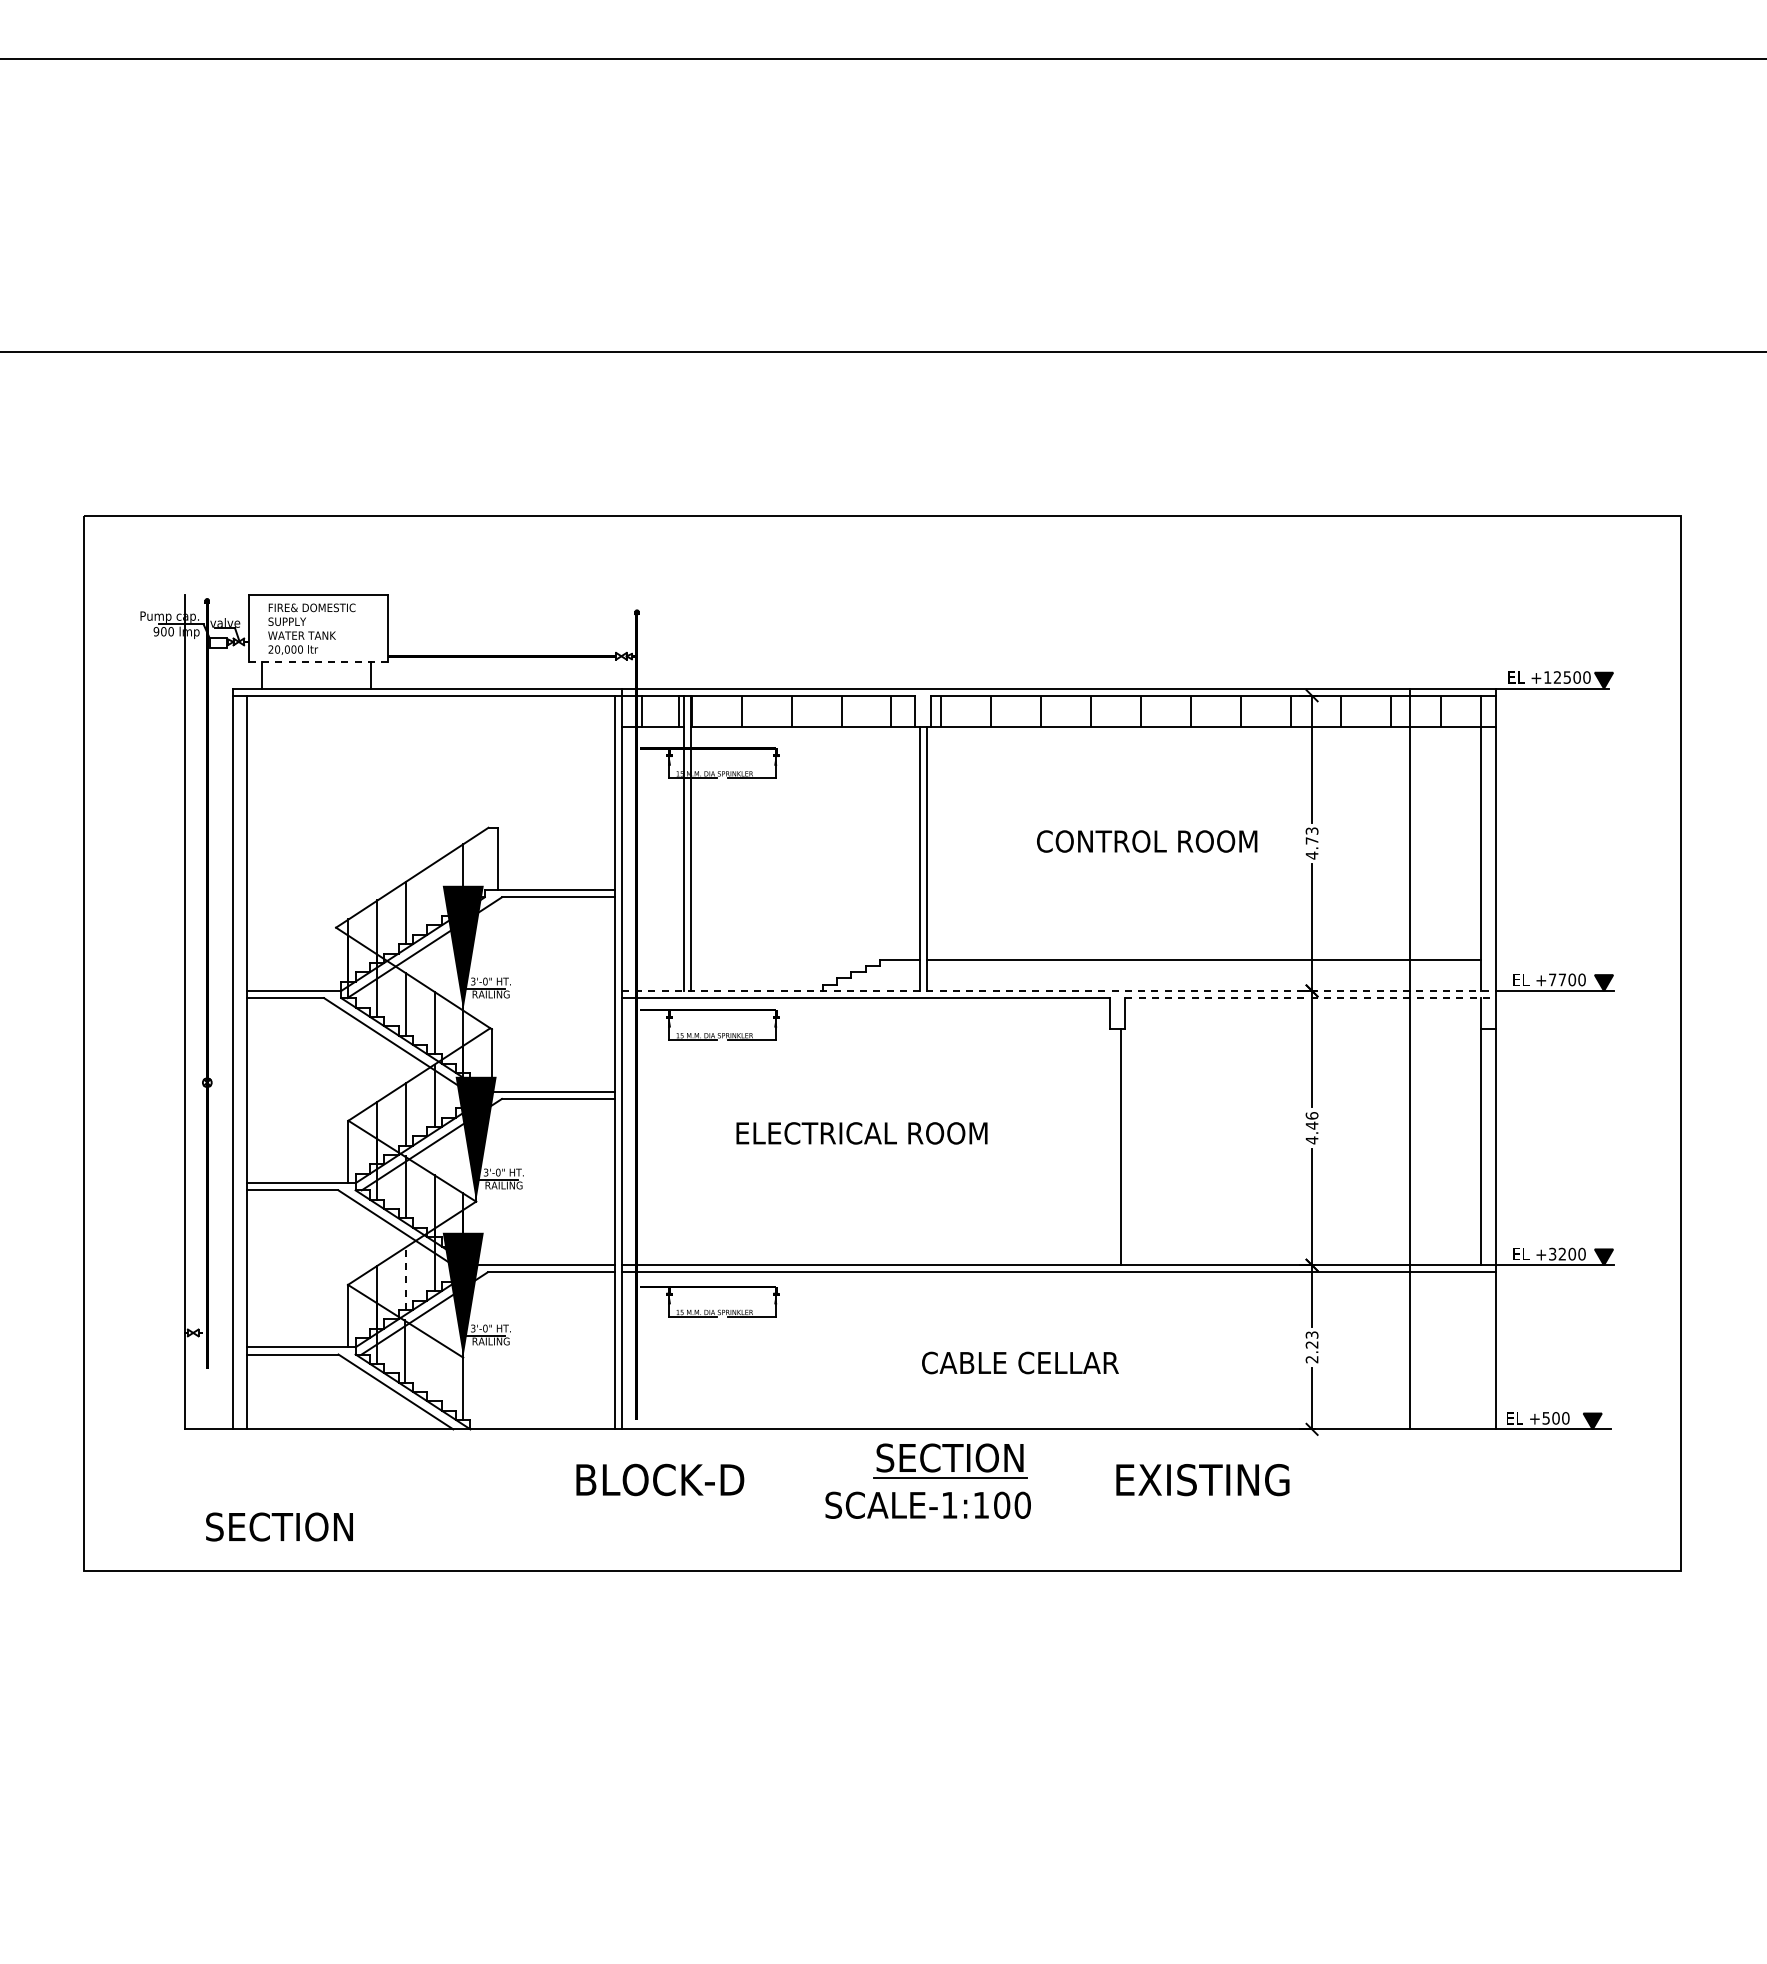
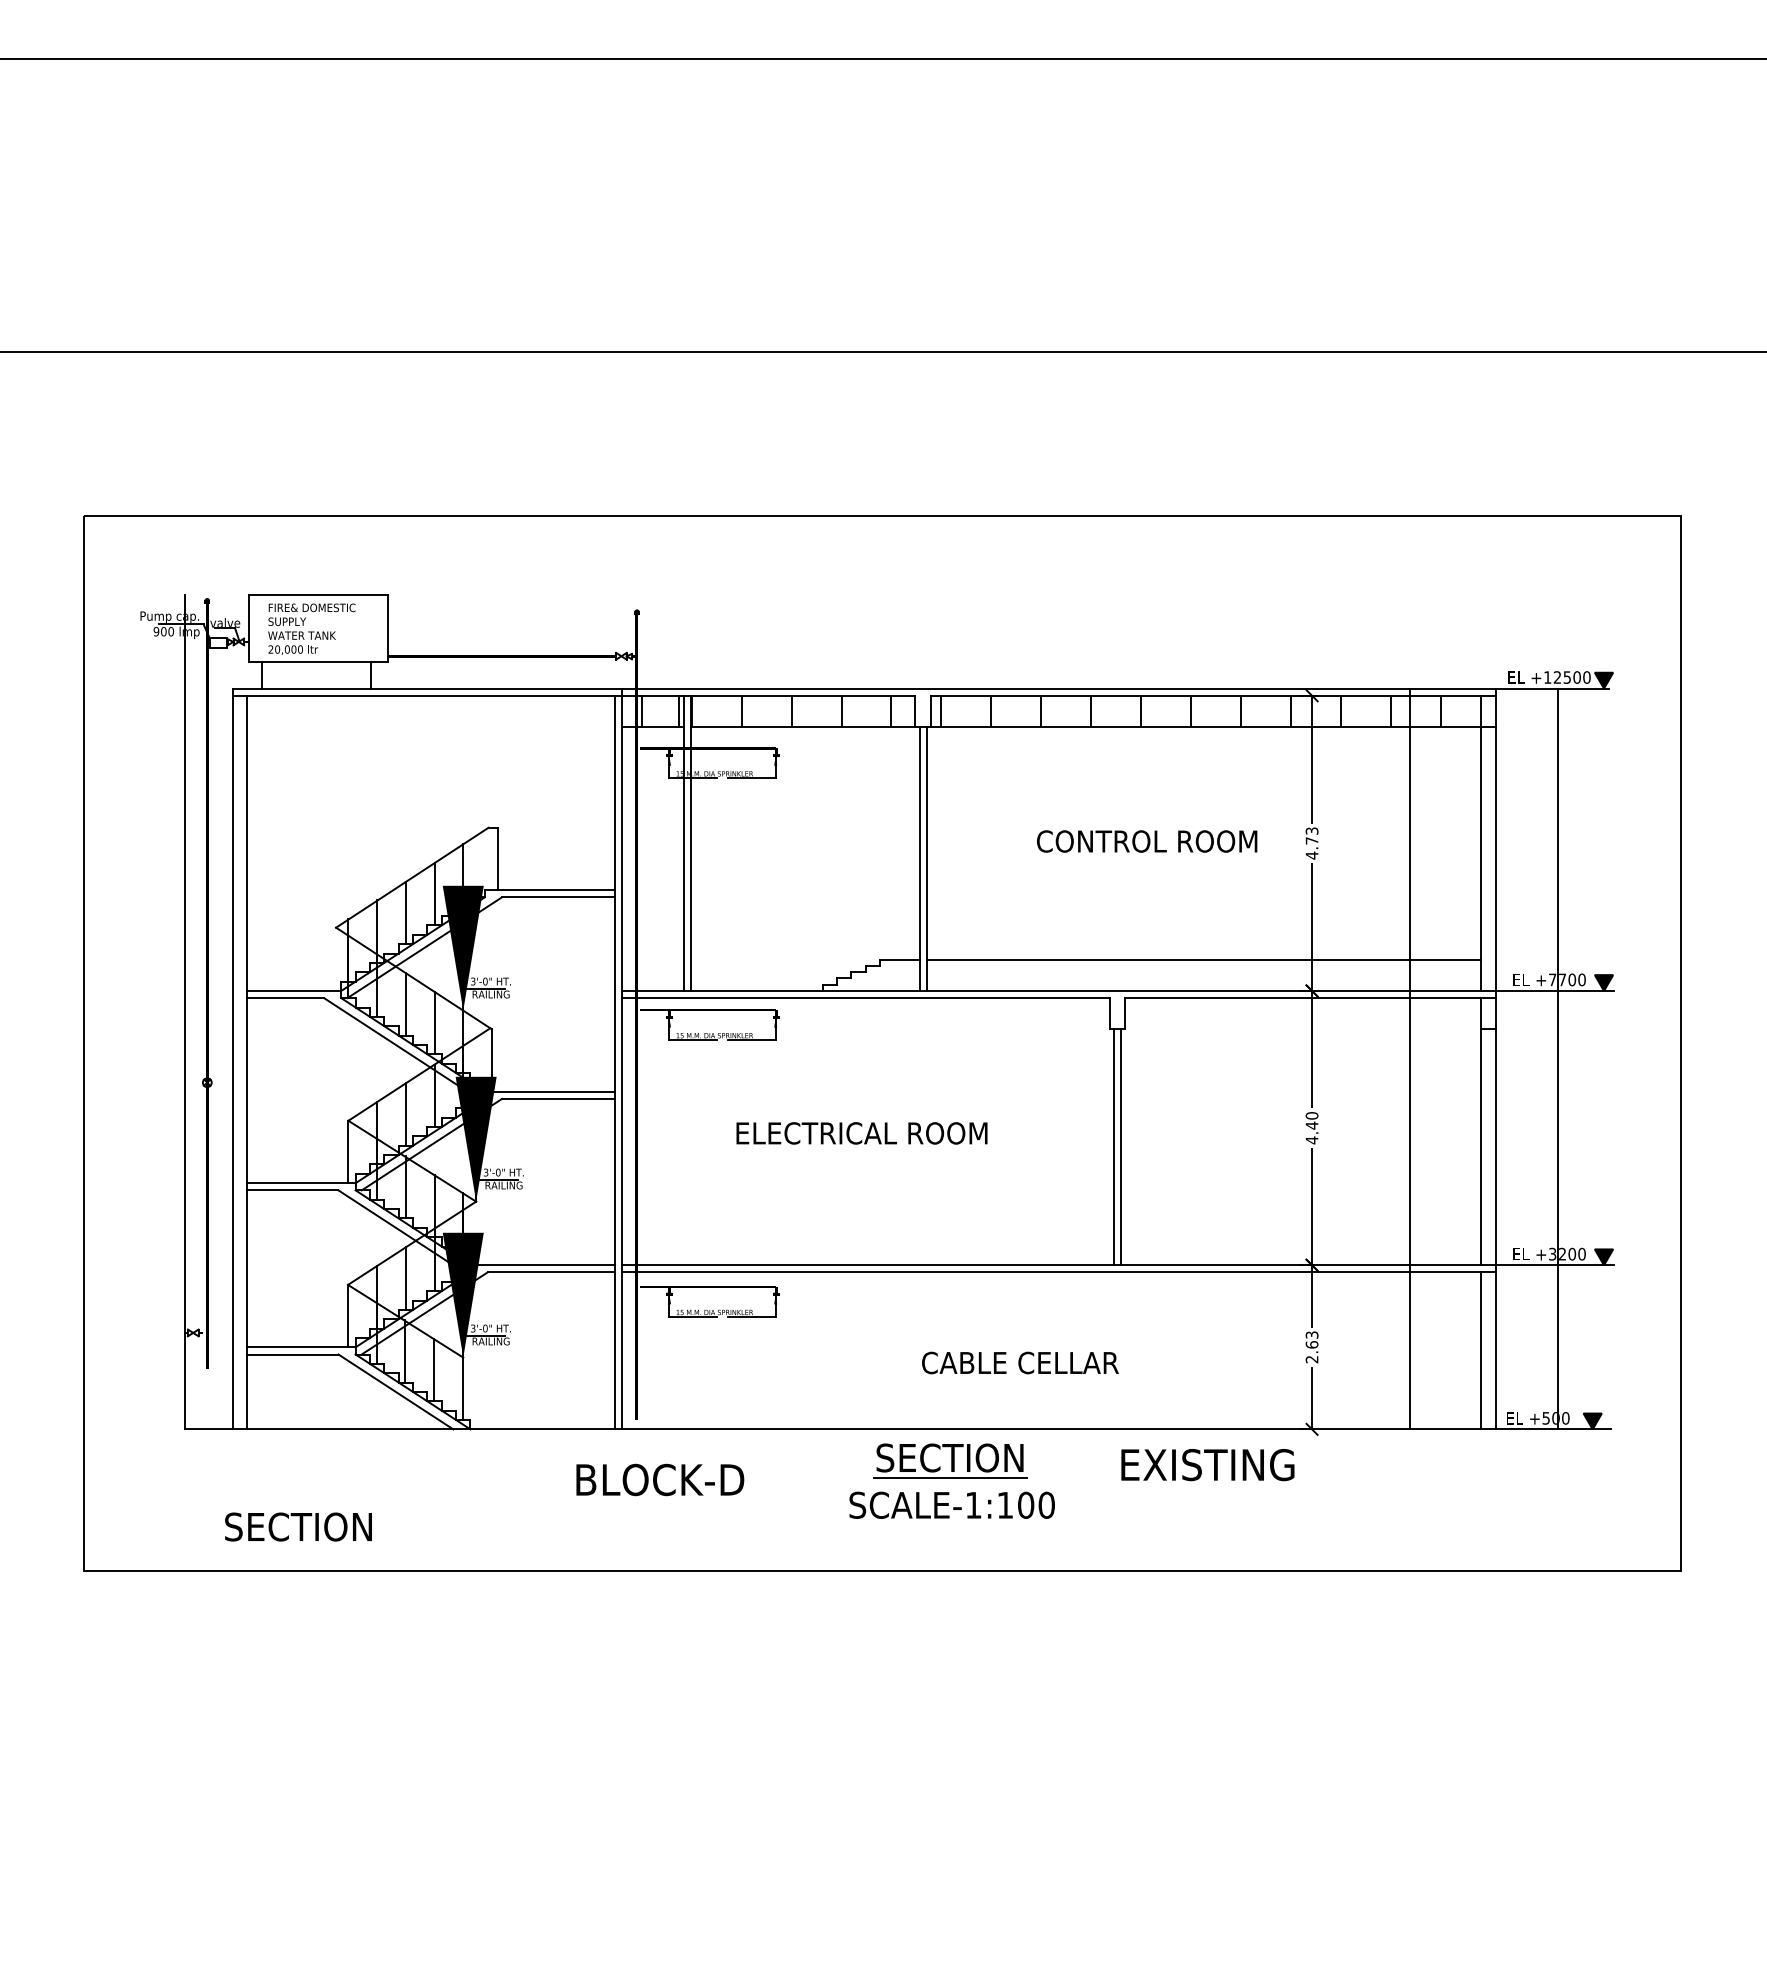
line: dashed -> solid (318, 661)
line: none -> present (434, 894)
line: dashed -> solid (1058, 990)
line: dashed -> solid (1310, 998)
line: none -> present (1557, 1058)
text: 4.46 -> 4.40 (1311, 1115)
line: none -> present (1113, 1147)
line: dashed -> solid (405, 1278)
text: 2.23 -> 2.63 (1311, 1344)
line: none -> present (1481, 1350)
line: none -> present (434, 1369)
text position: (1202, 1480) -> (1207, 1465) (1207, 1465)
text position: (927, 1504) -> (951, 1504) (951, 1504)
text position: (279, 1526) -> (298, 1526) (298, 1526)
